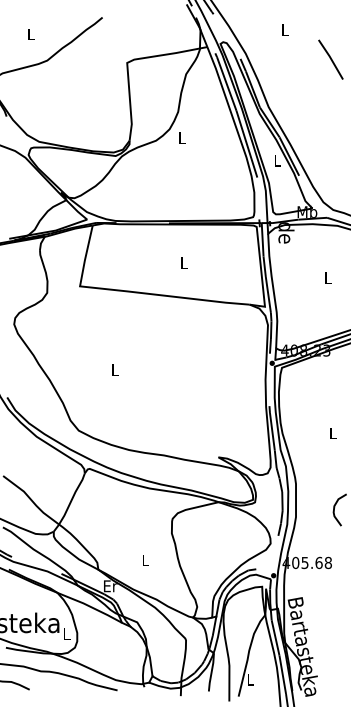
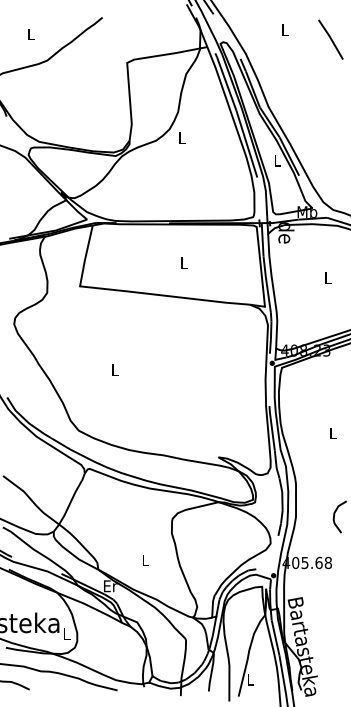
line position: (330, 59) -> (330, 39) (330, 39)
curve position: (335, 507) -> (335, 514) (335, 514)
